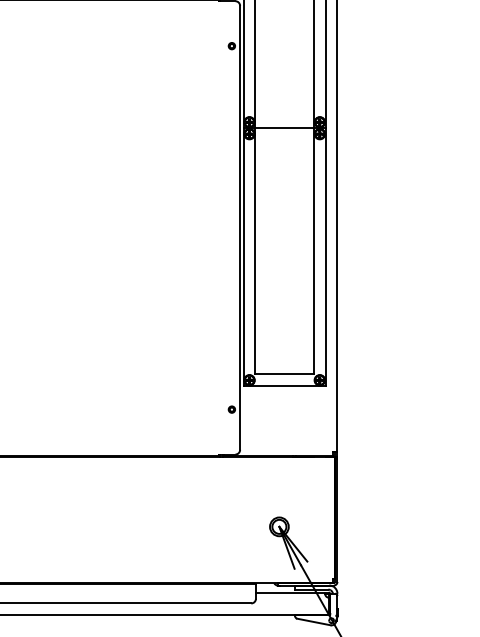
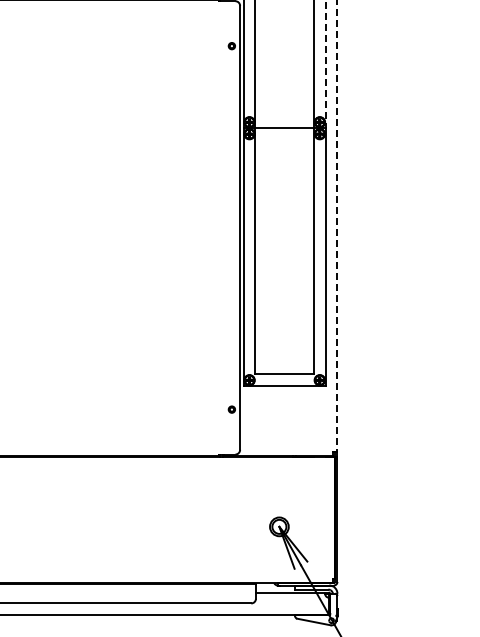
line: solid -> dashed (325, 64)
line: solid -> dashed (337, 226)
